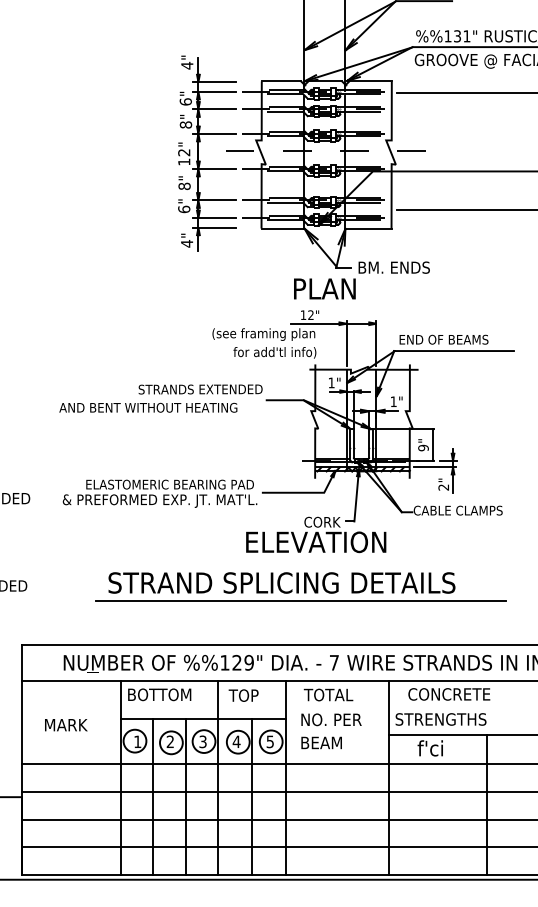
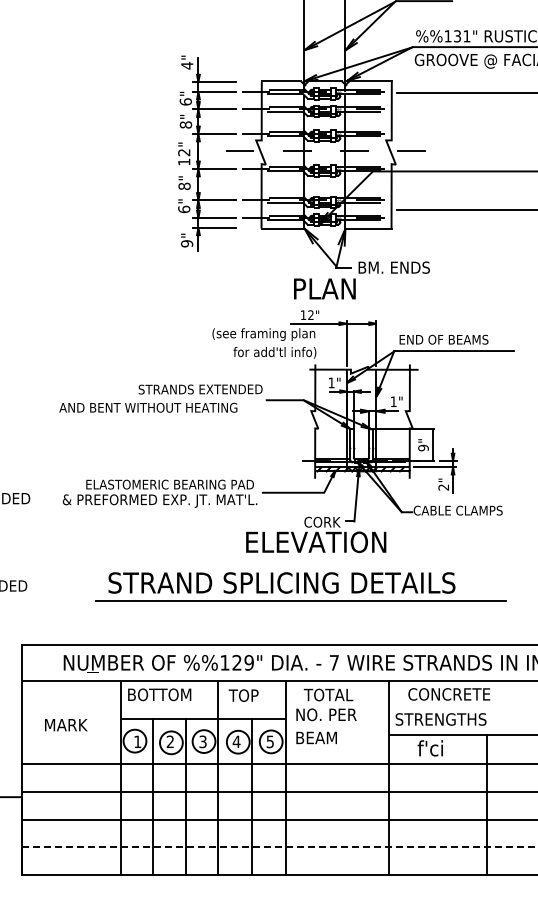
text: 4" -> 9" (187, 243)
text position: (331, 731) -> (326, 726) (326, 726)
line: solid -> dashed (279, 847)
line: present -> none (268, 879)
